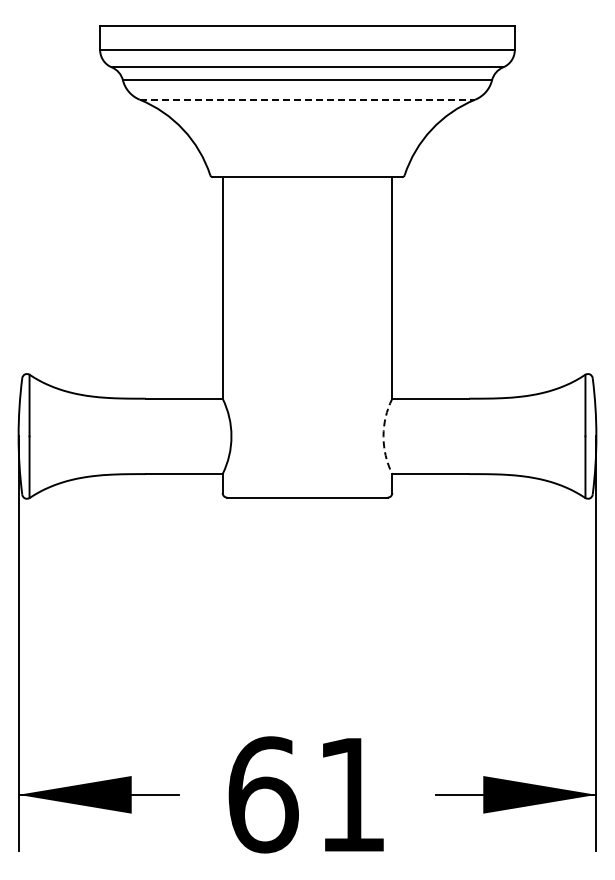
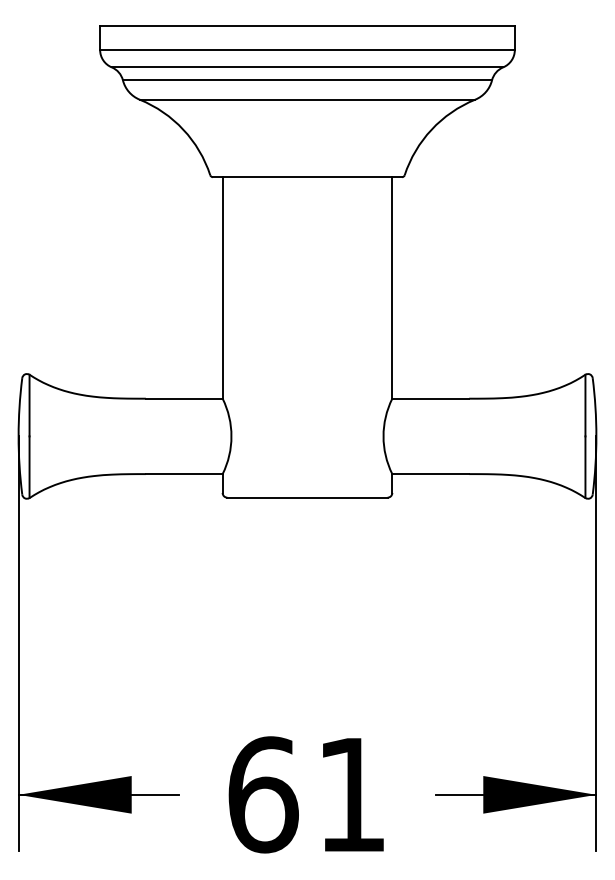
line: dashed -> solid (307, 99)
arc: dashed -> solid (383, 436)
